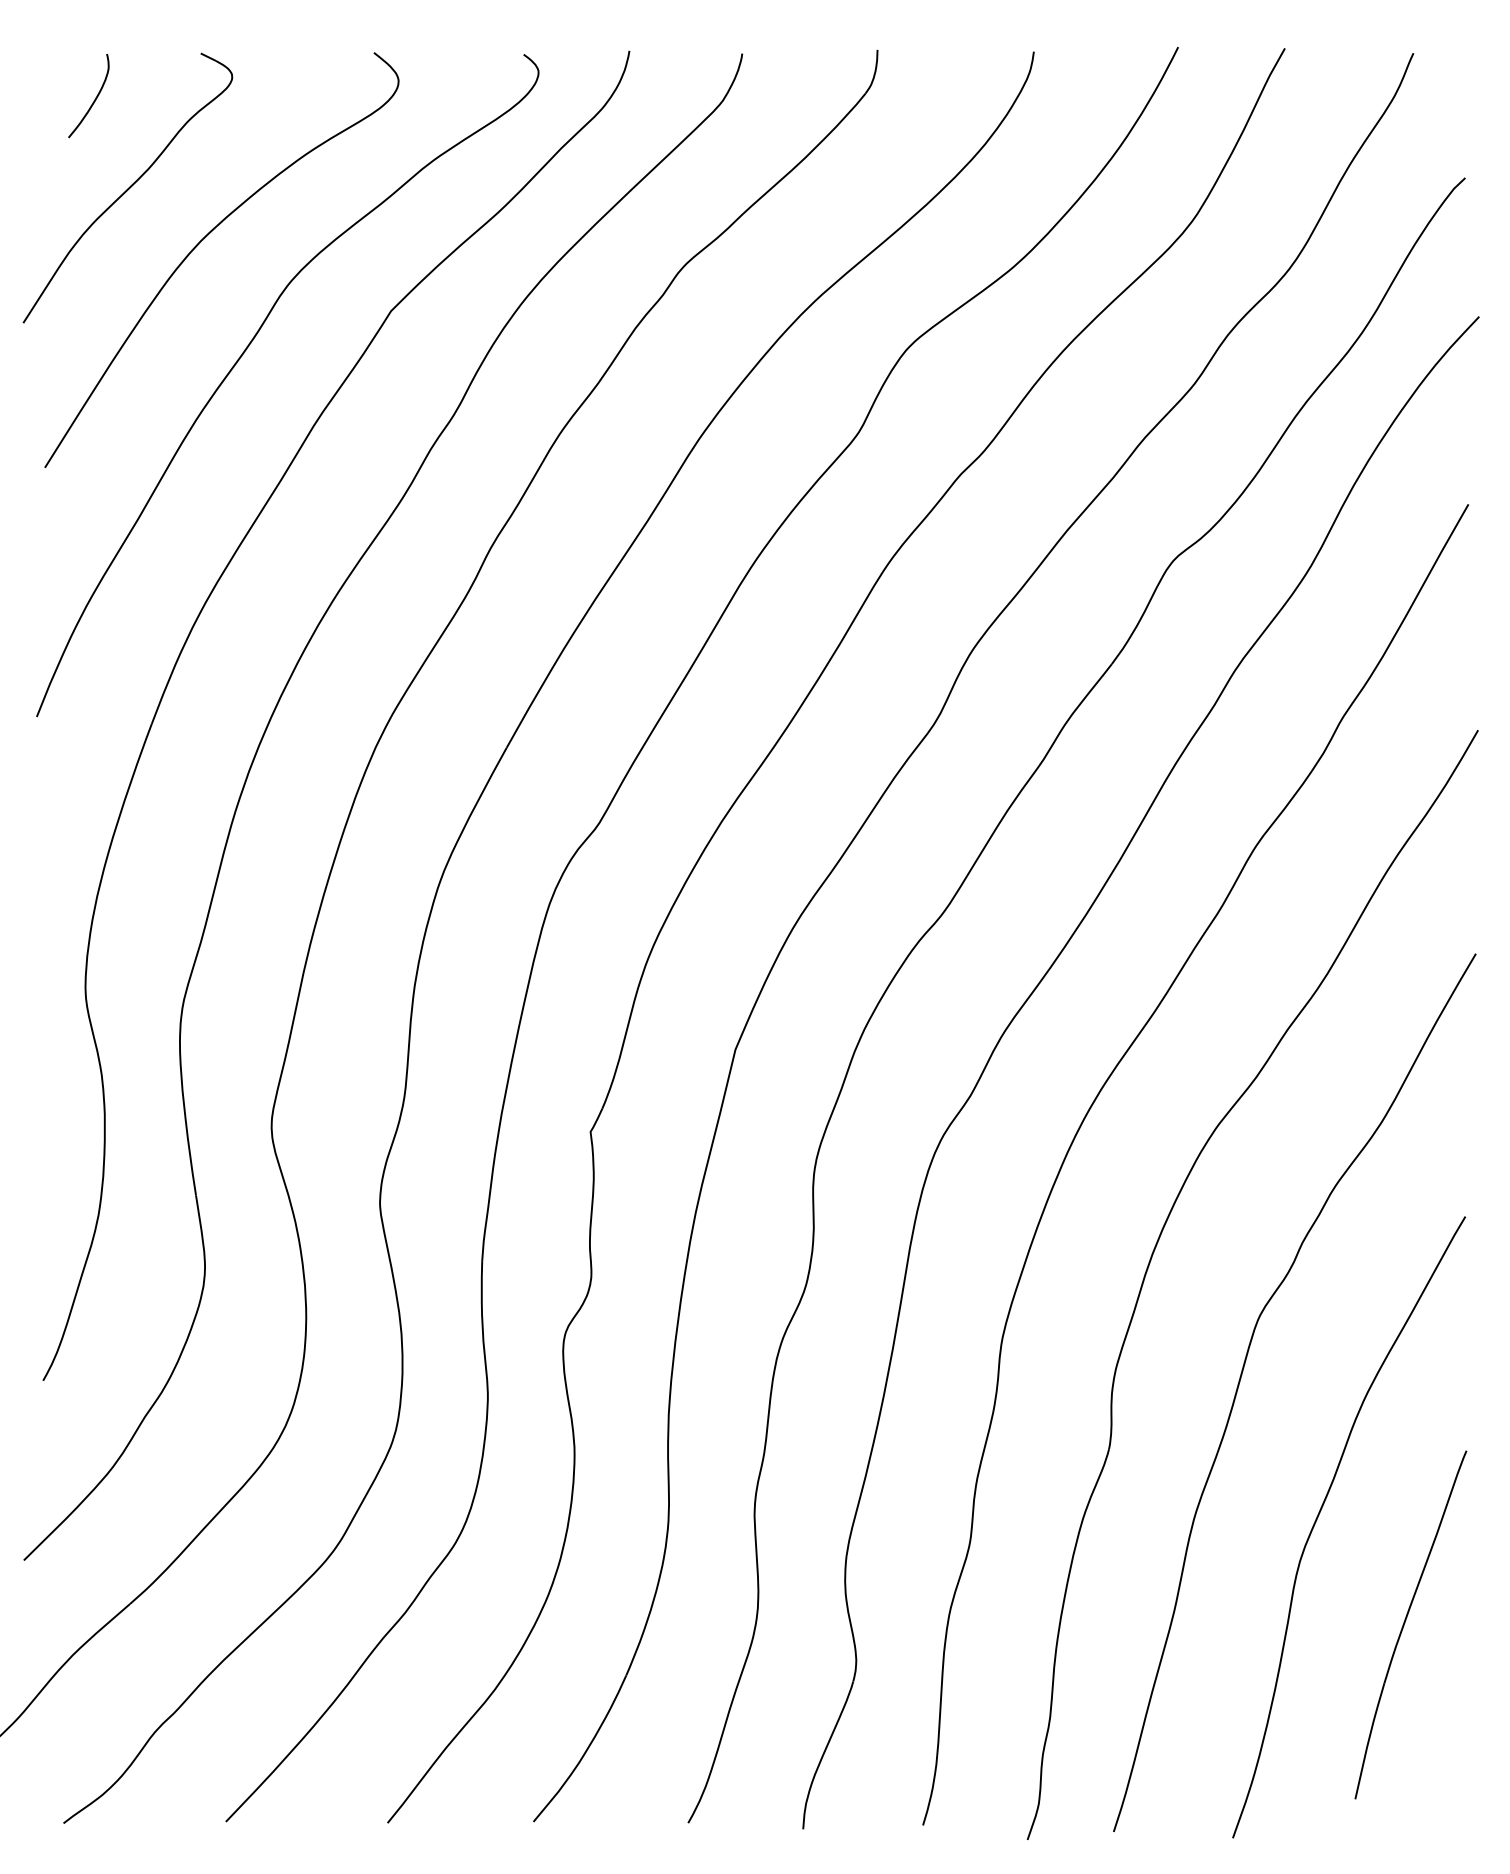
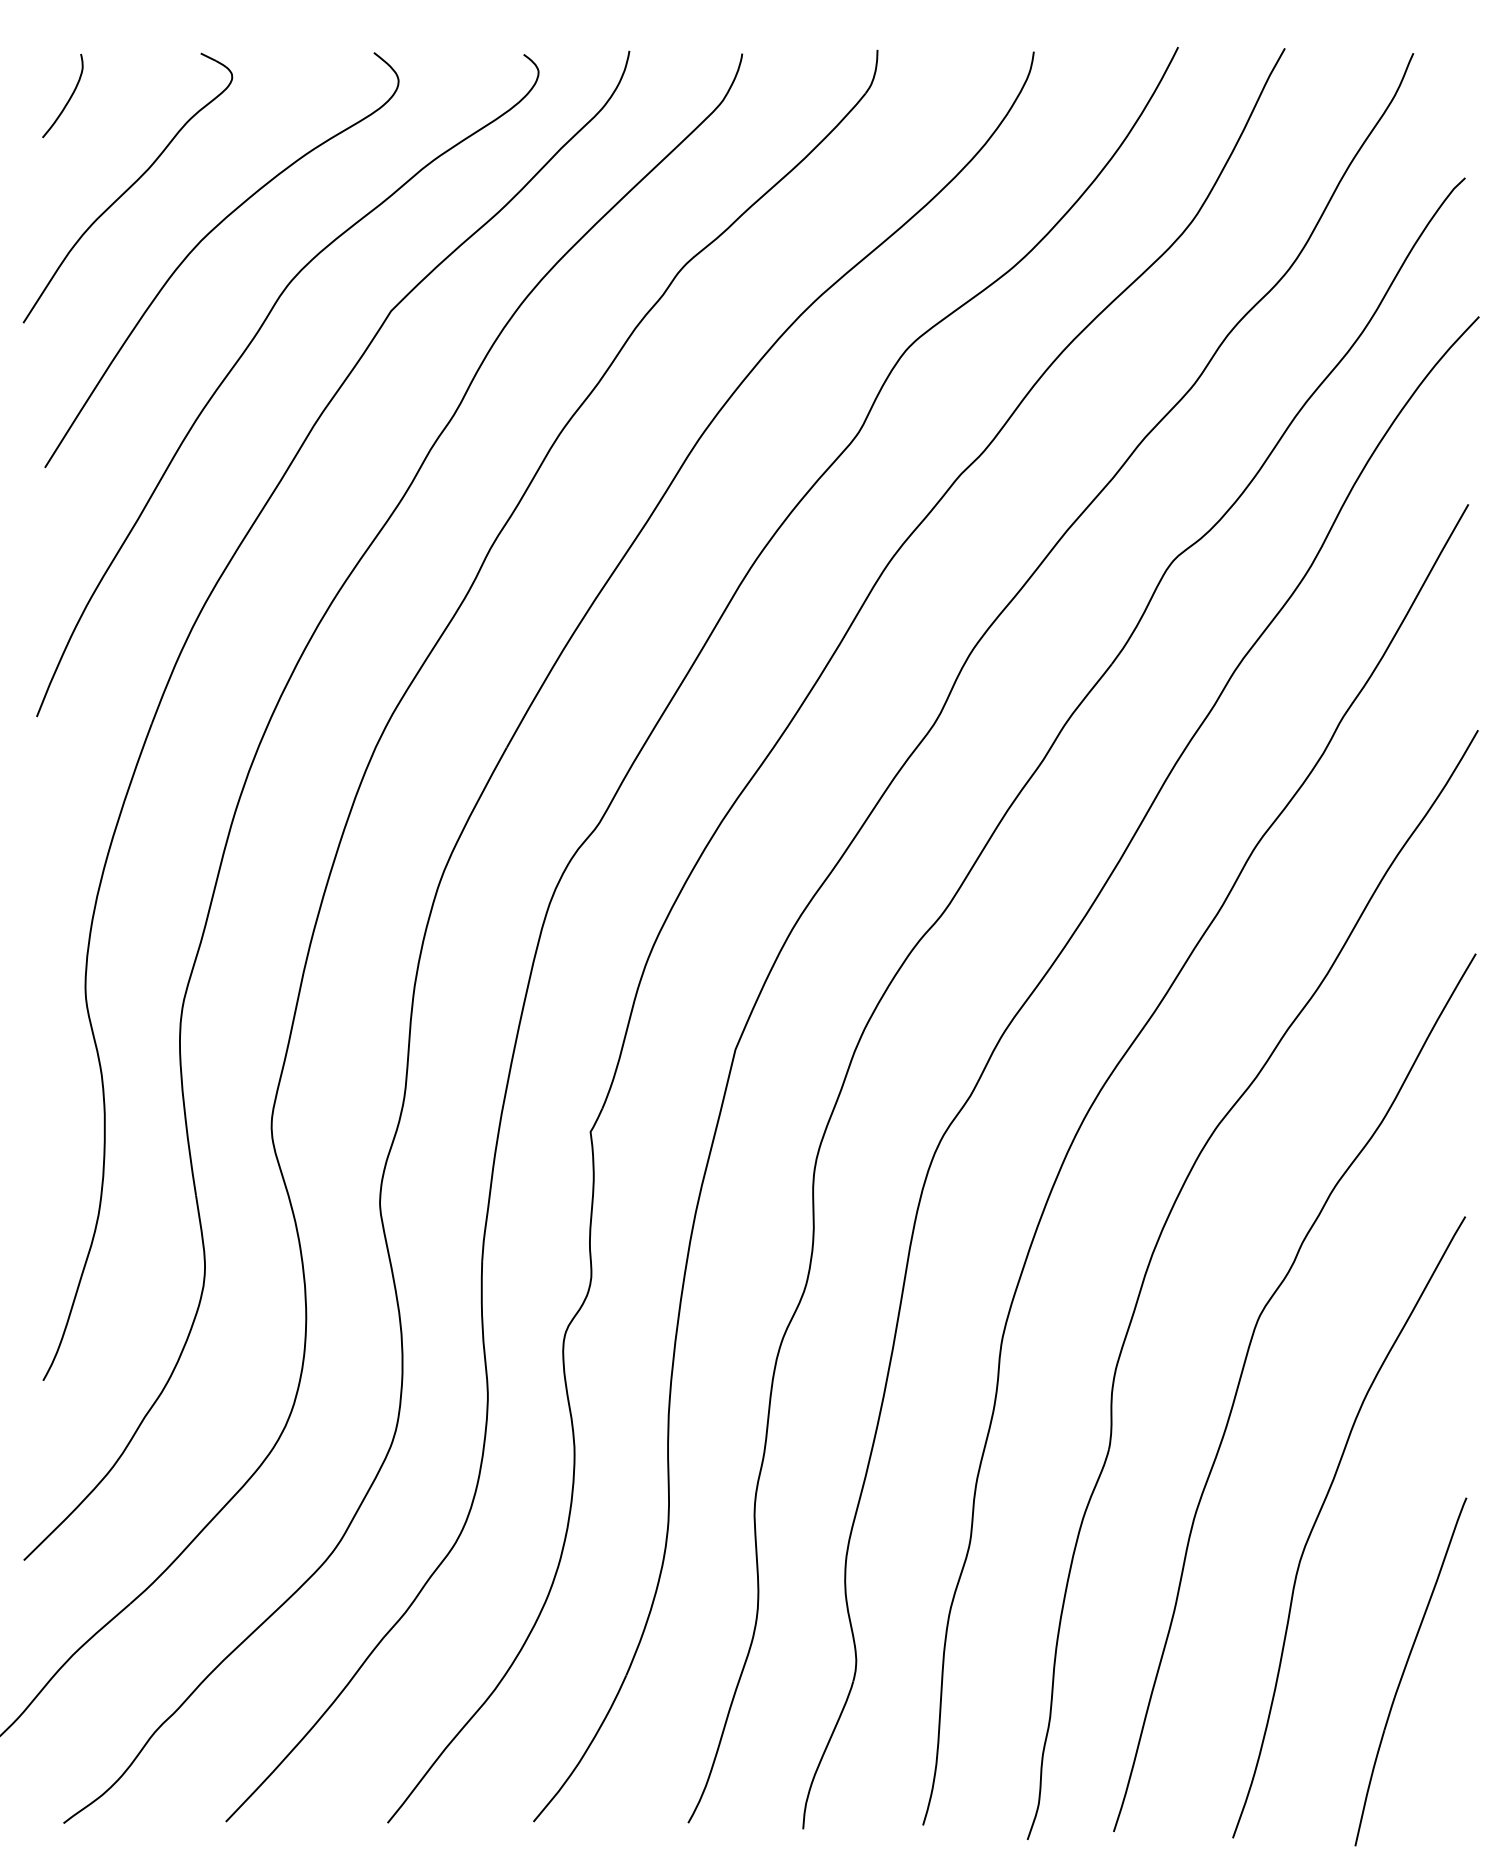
curve position: (94, 99) -> (68, 99) (68, 99)
part position: (1410, 1624) -> (1410, 1671) (1410, 1671)
